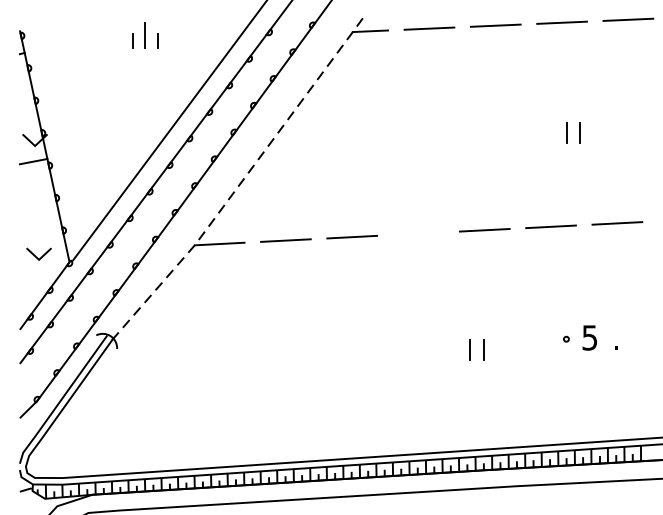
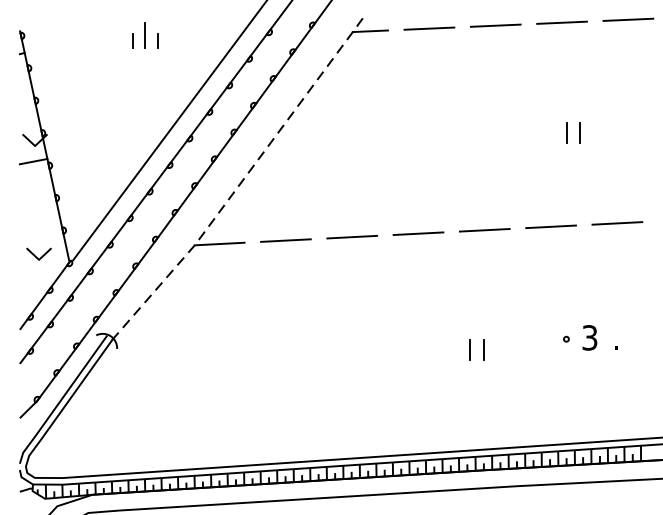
line: none -> present (418, 233)
text: 5 -> 3 (590, 337)
